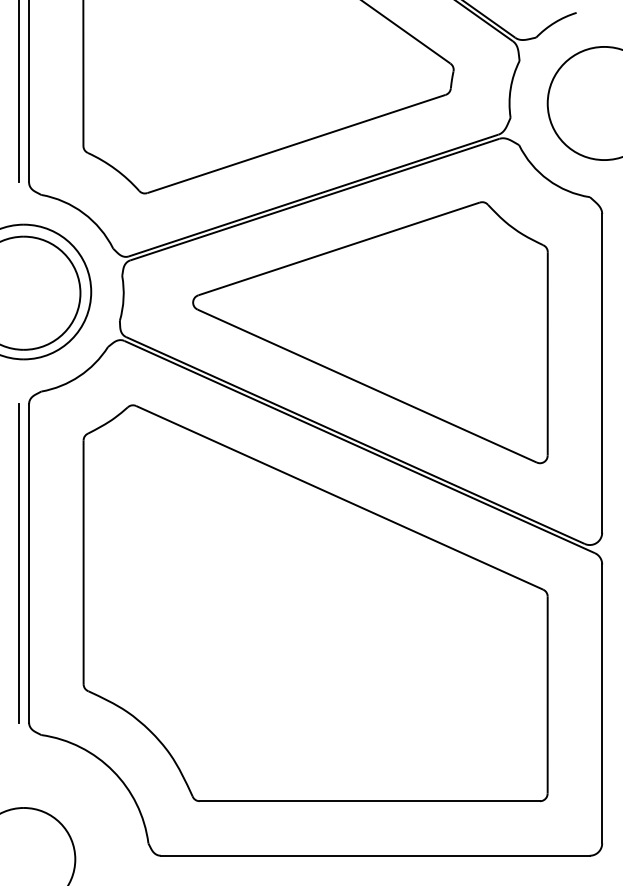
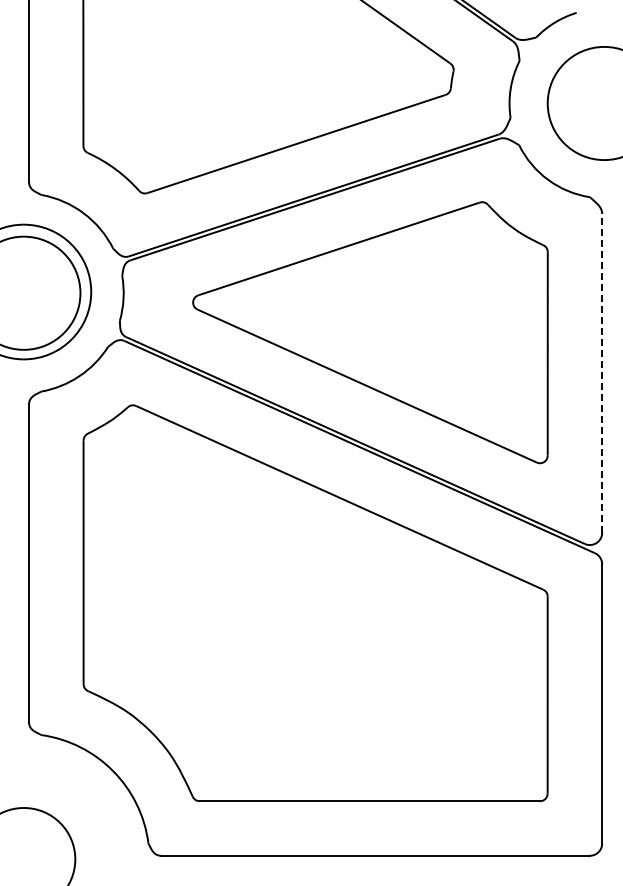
line: present -> none (18, 92)
line: solid -> dashed (602, 372)
line: present -> none (18, 563)
